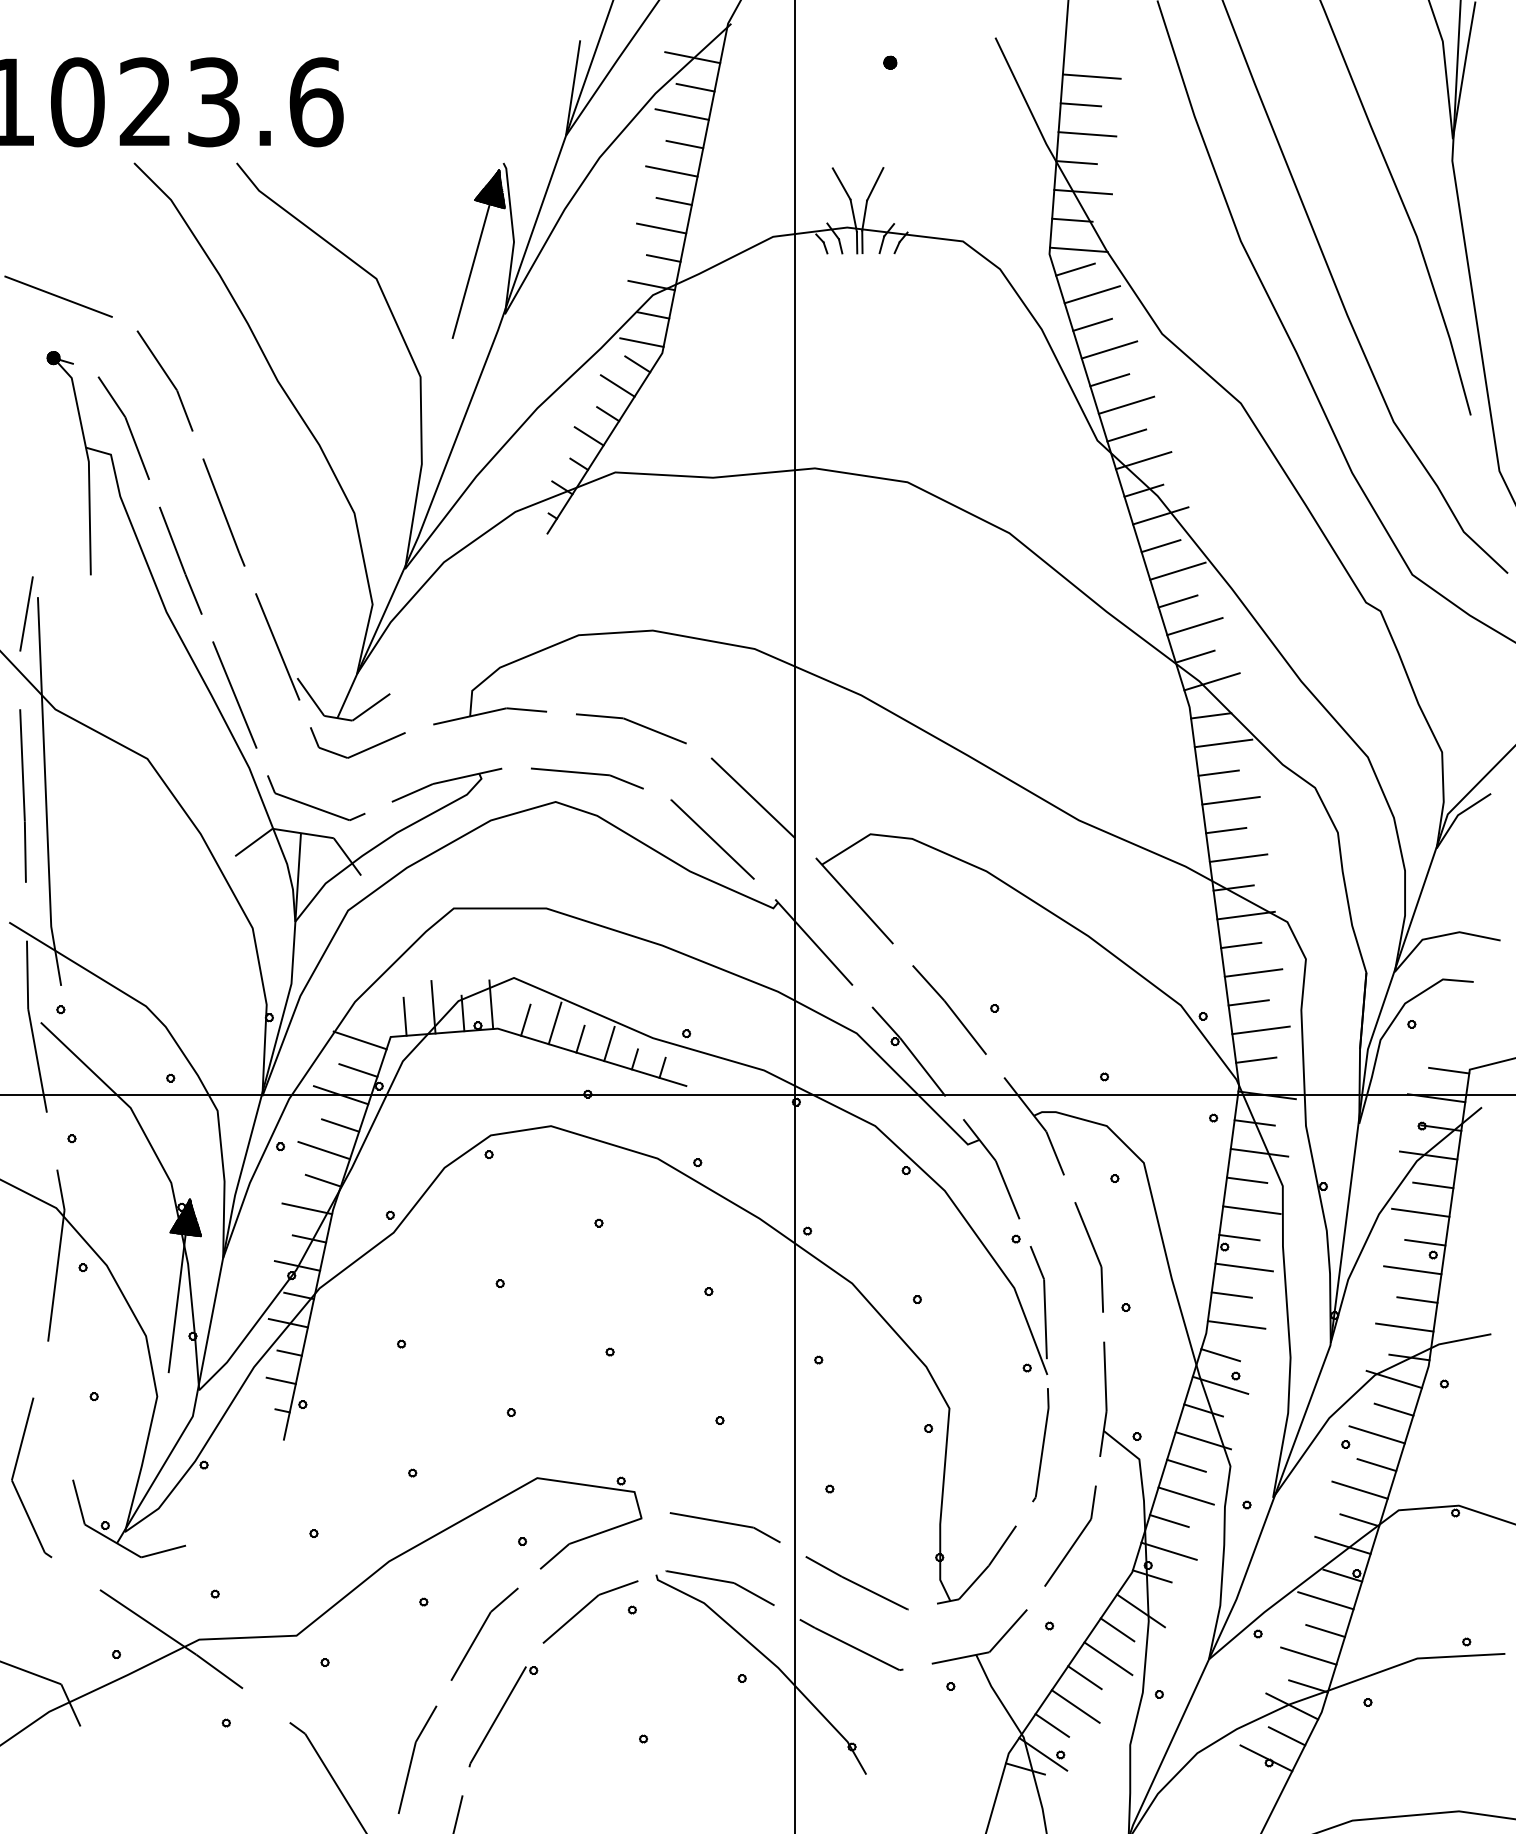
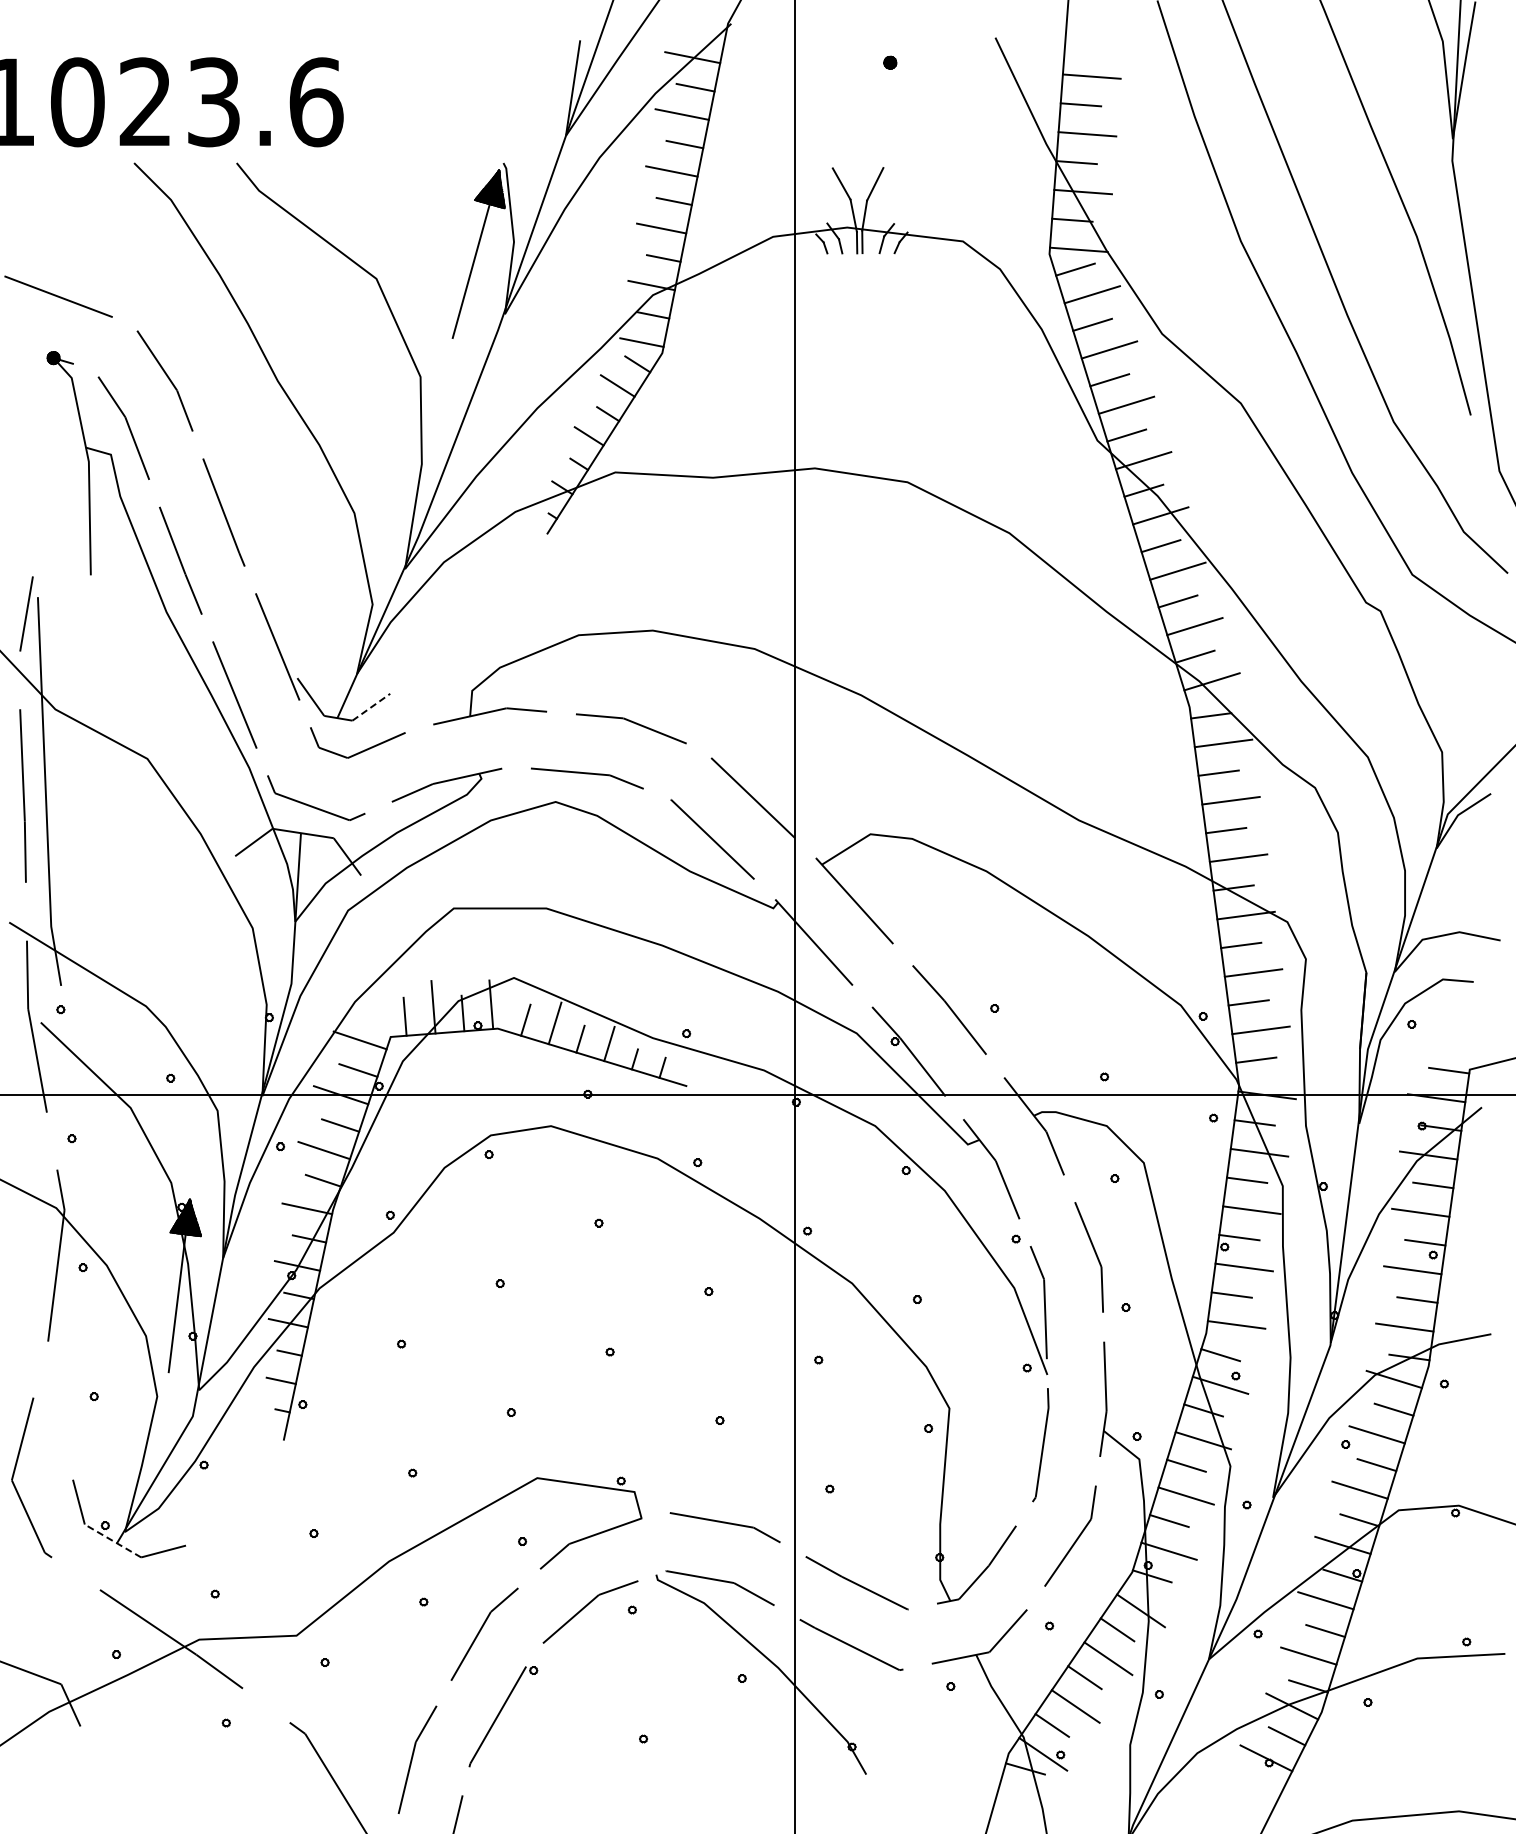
line: solid -> dashed (371, 706)
line: solid -> dashed (113, 1540)
